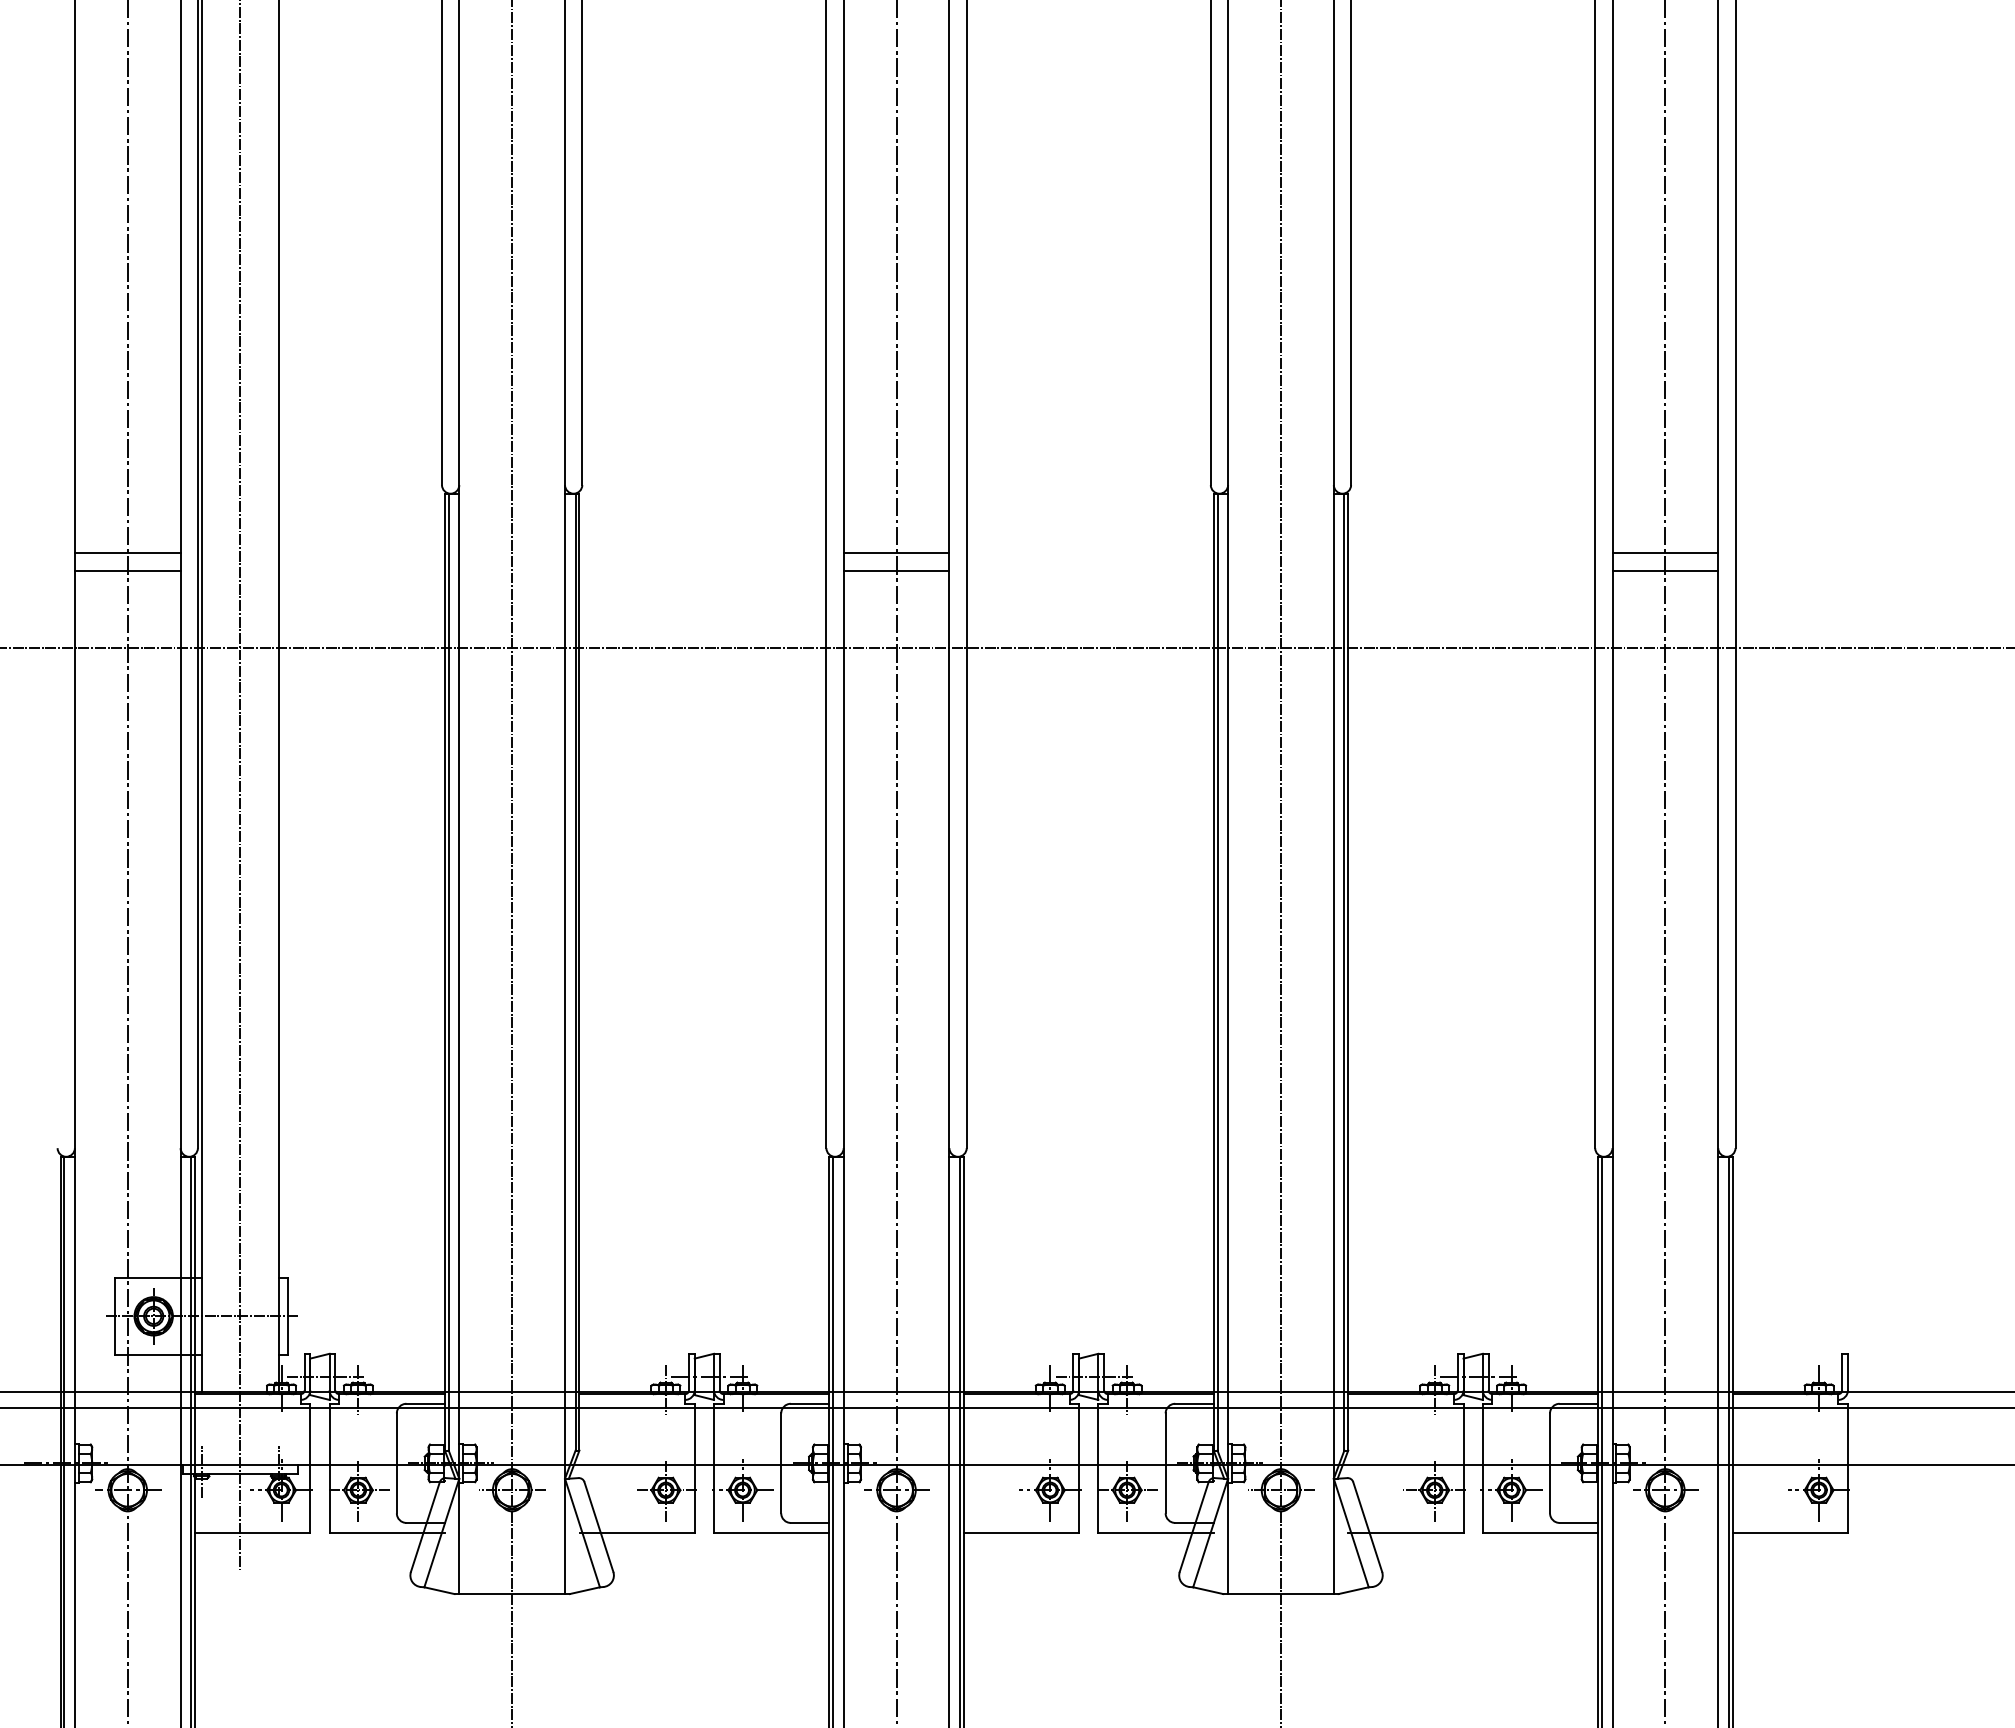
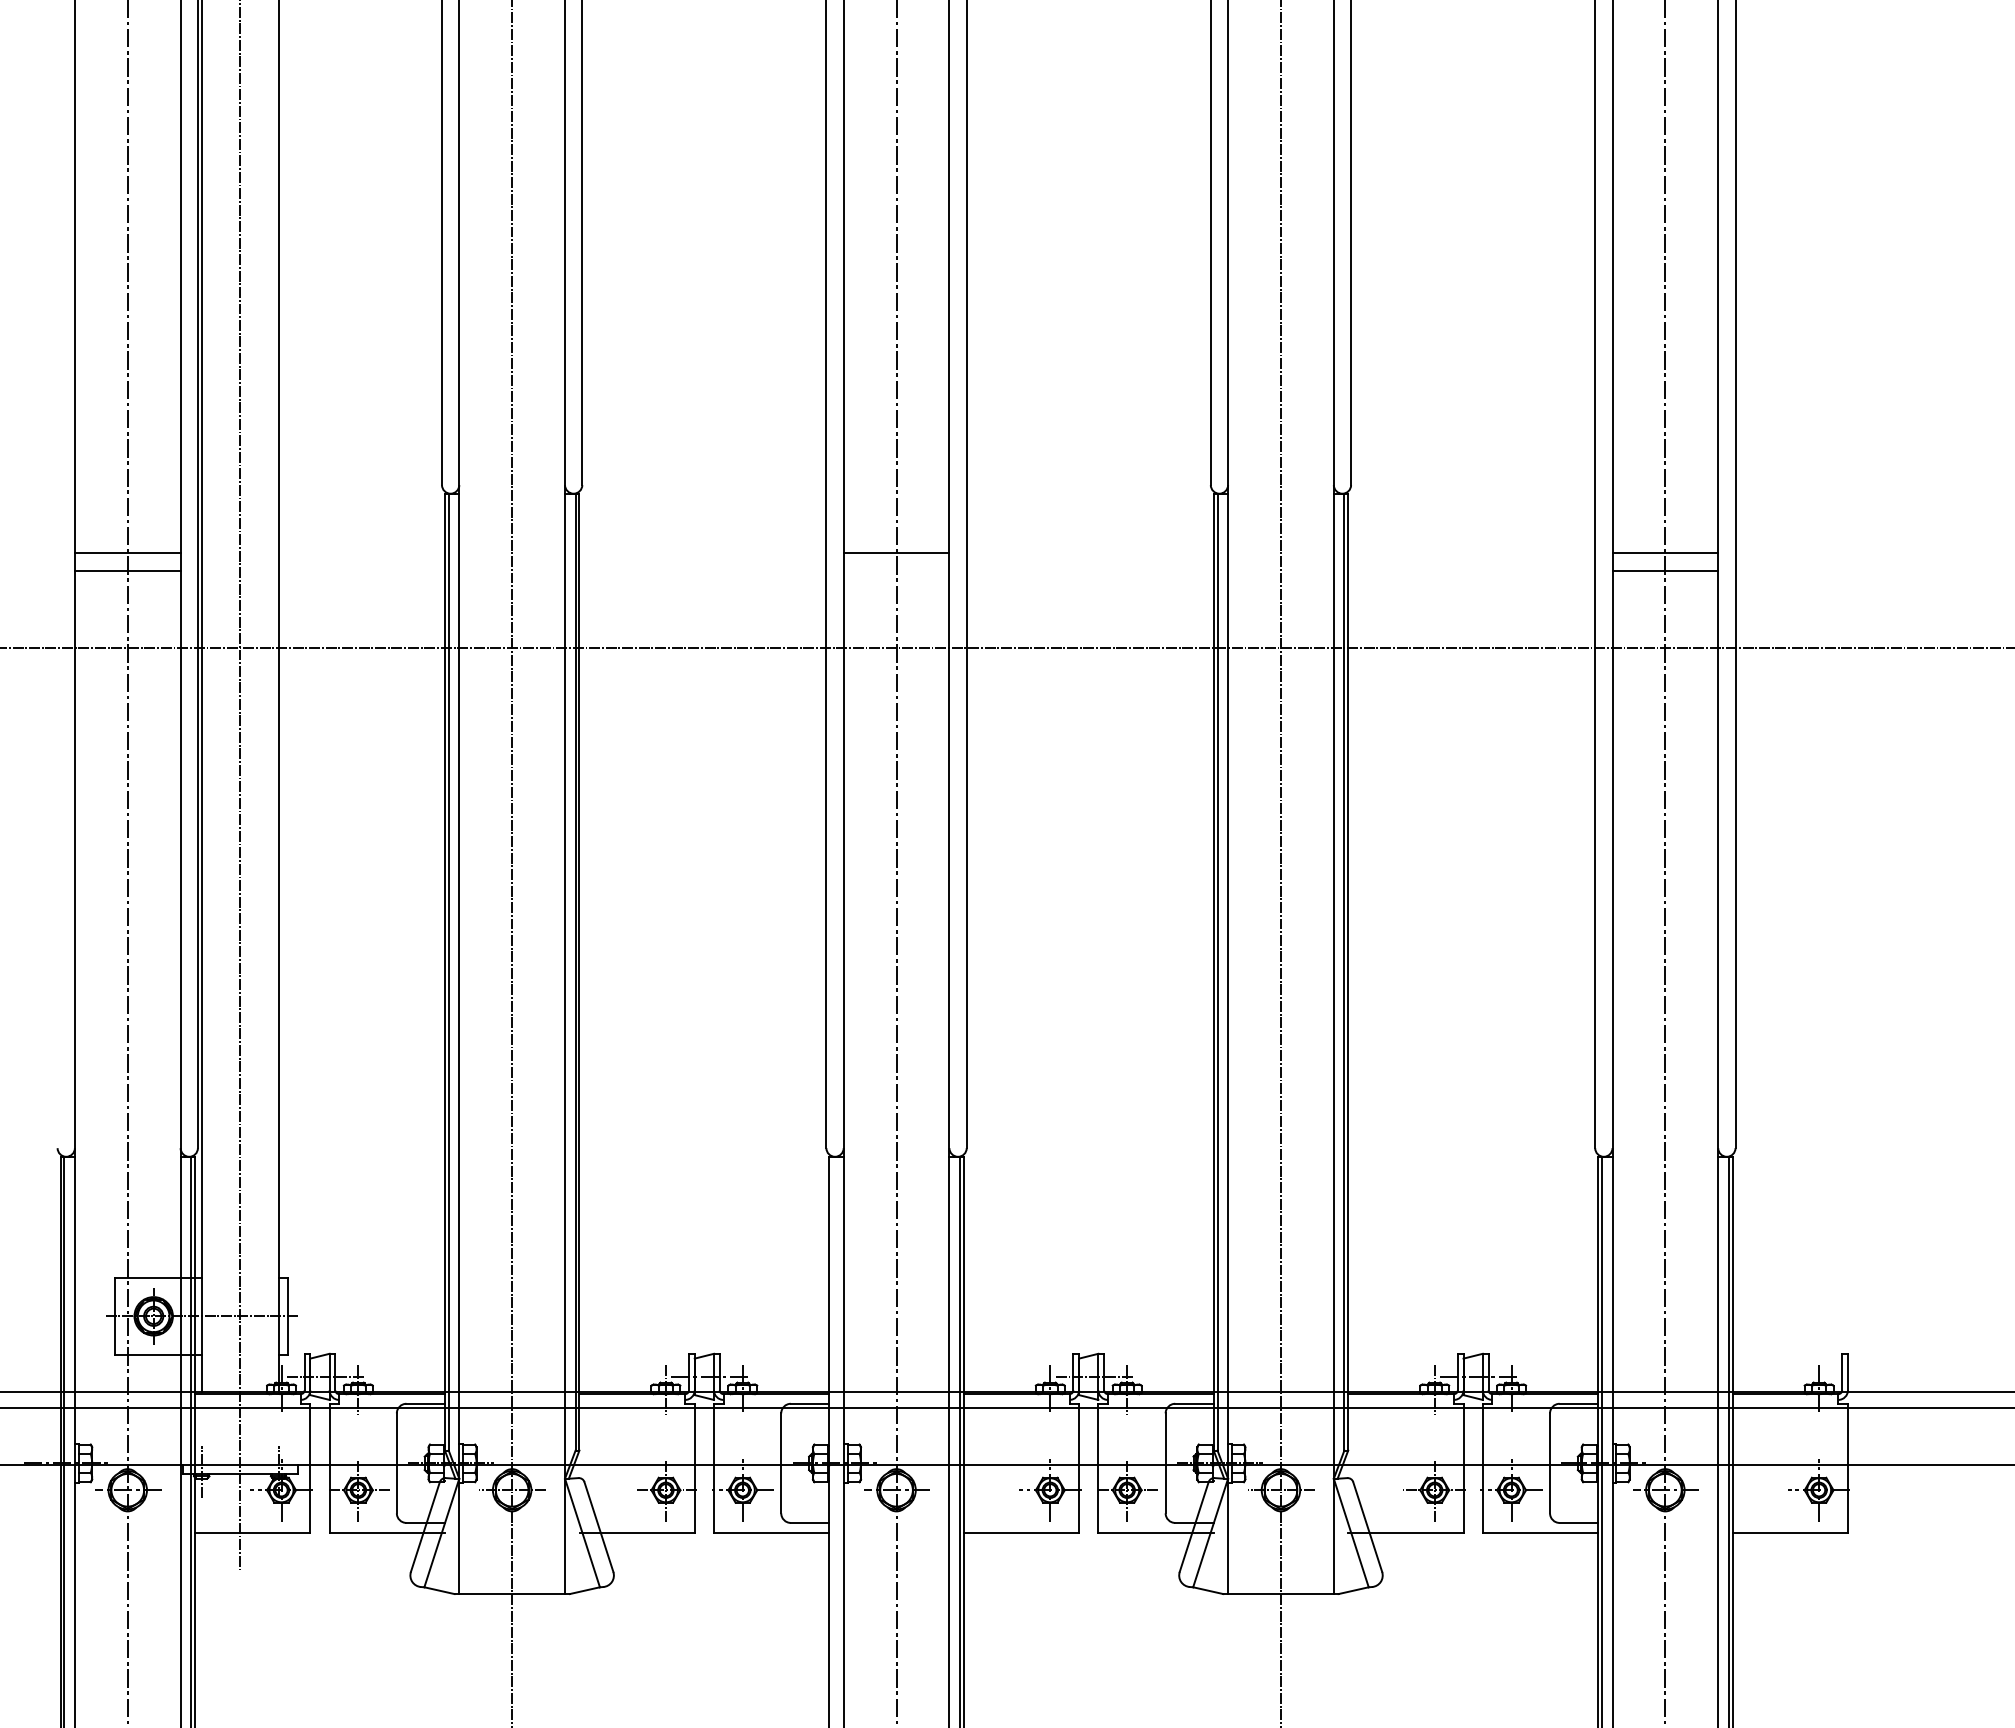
line: present -> none (896, 570)
line: present -> none (833, 1440)
